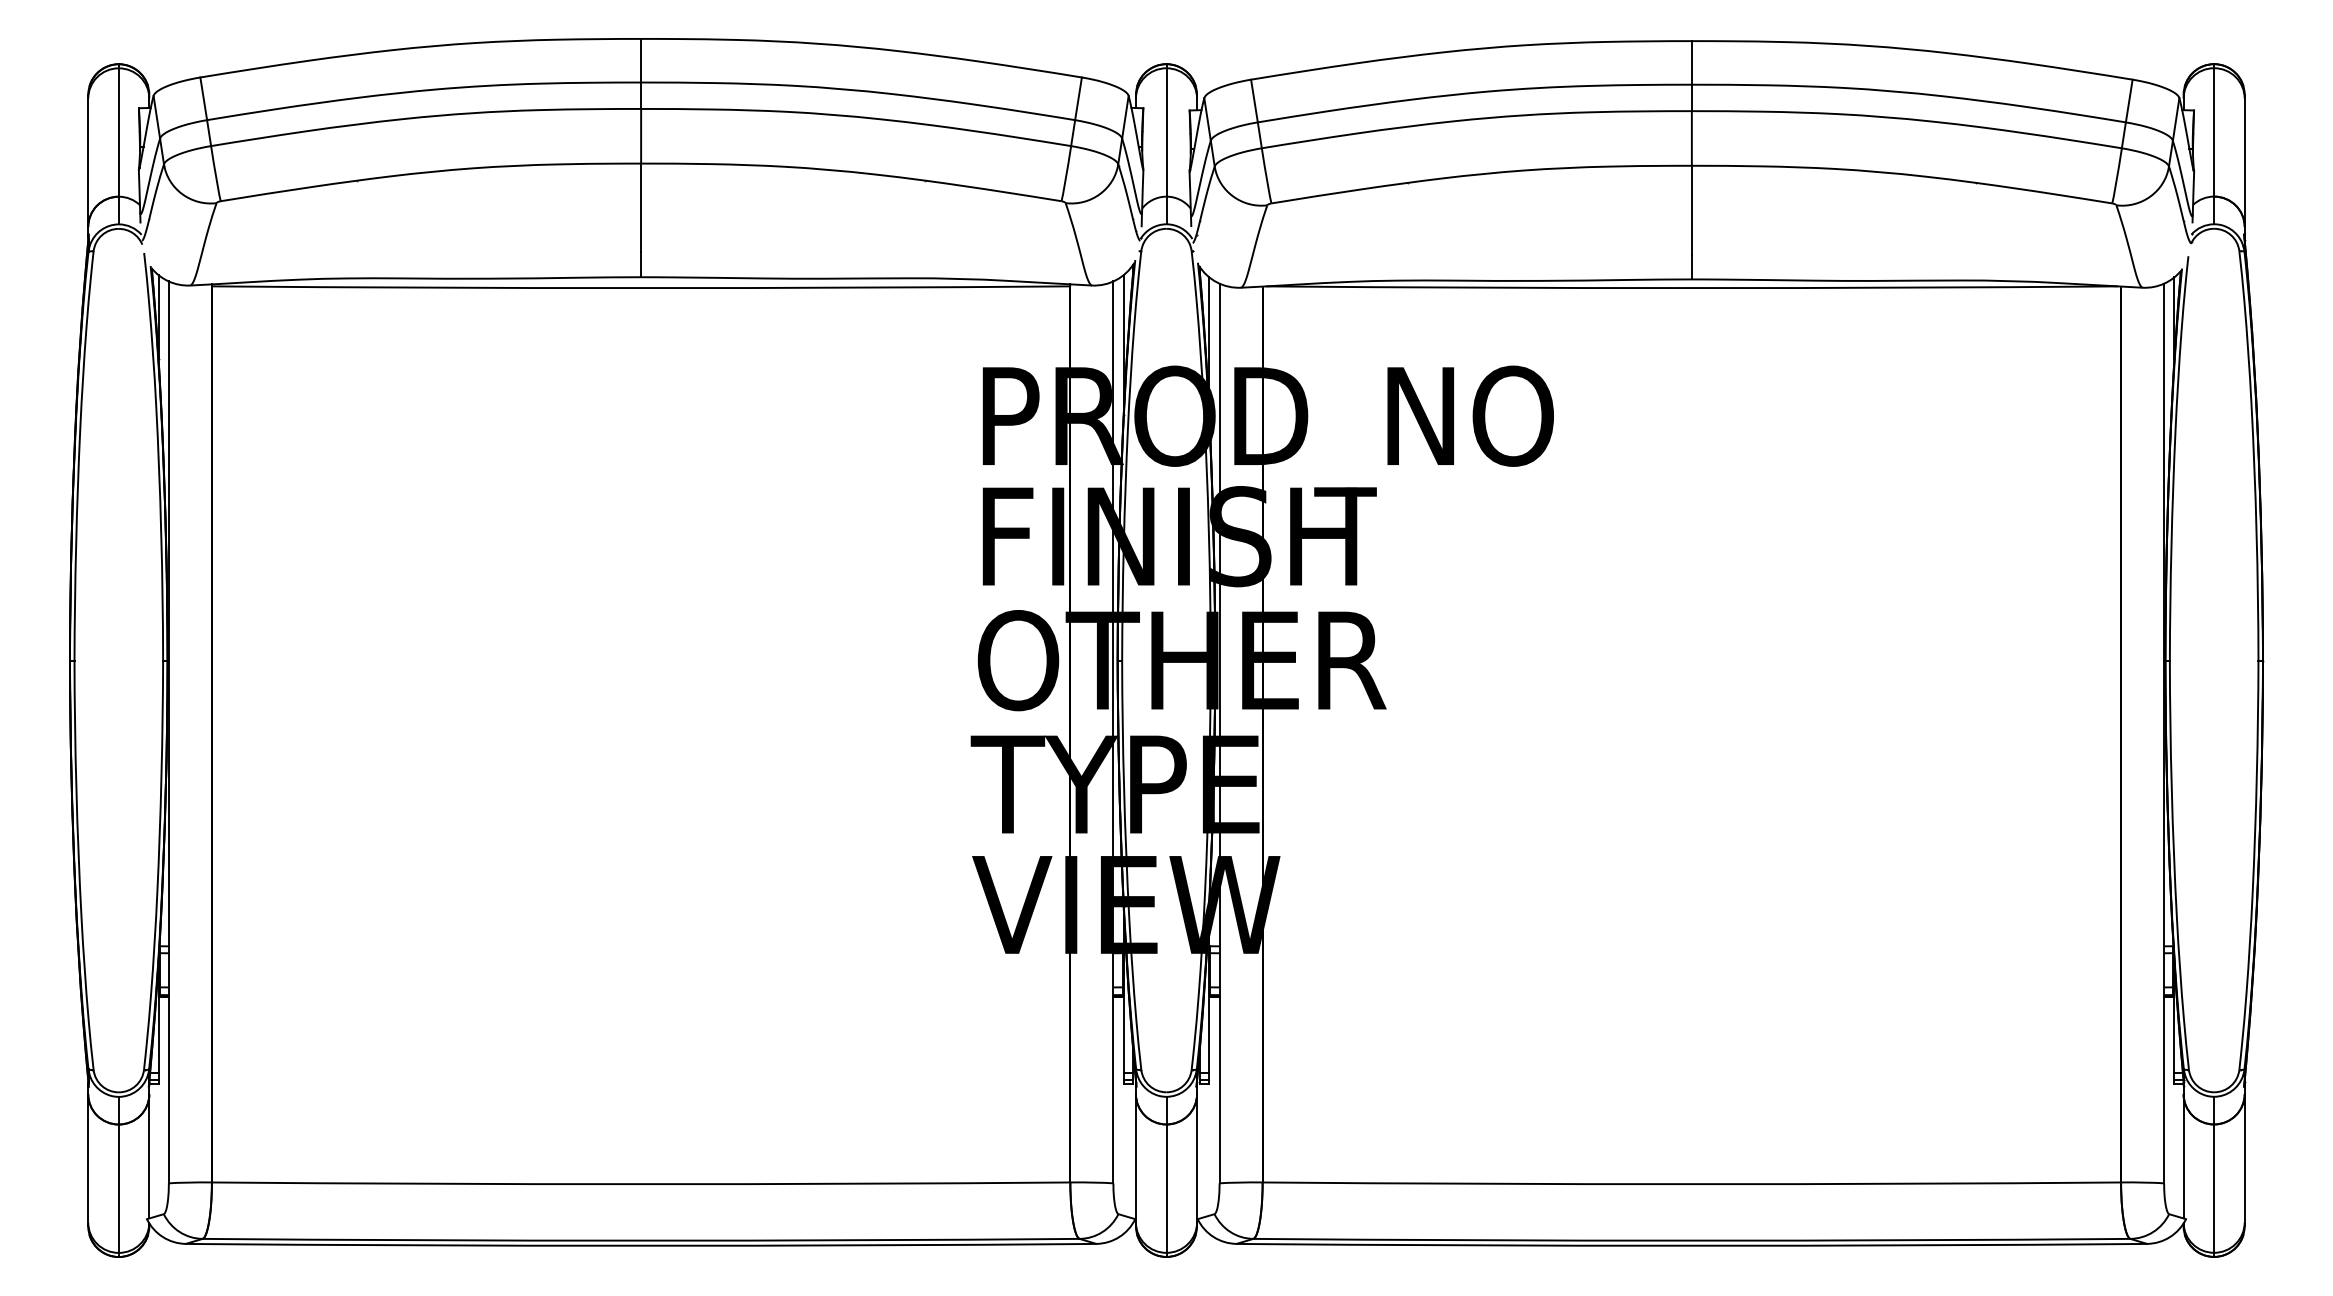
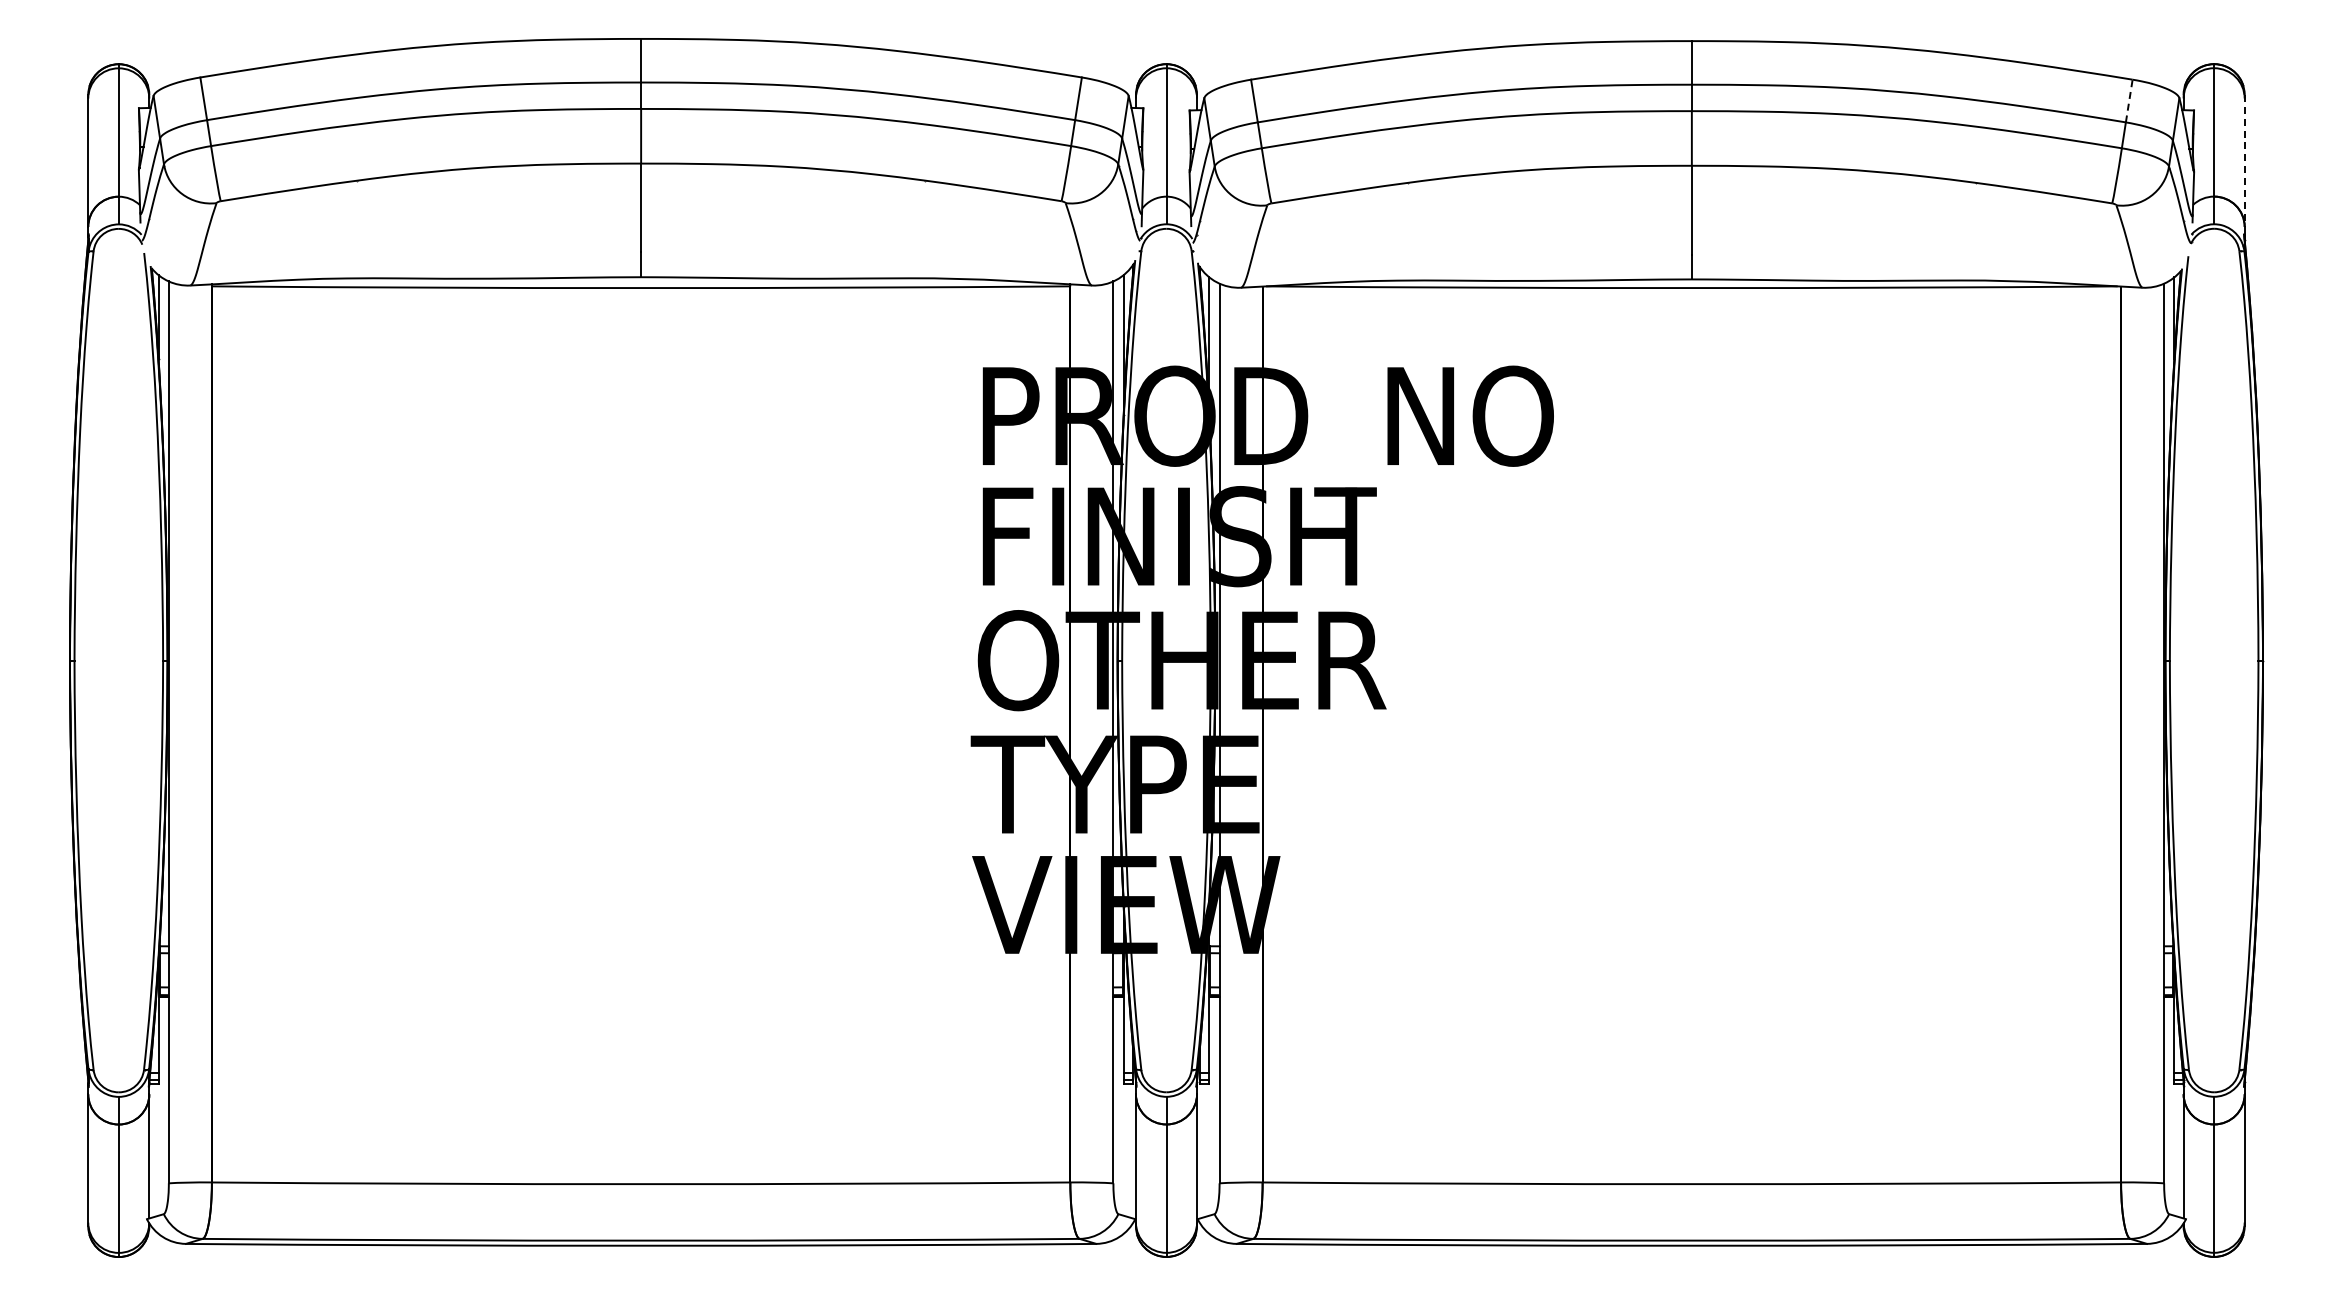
line: solid -> dashed (2129, 101)
line: solid -> dashed (2244, 161)
